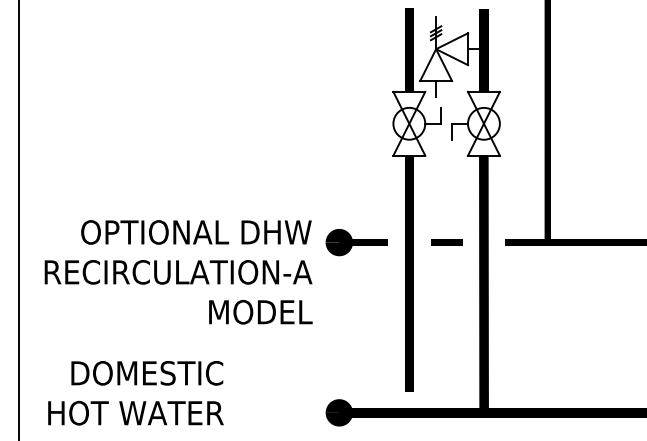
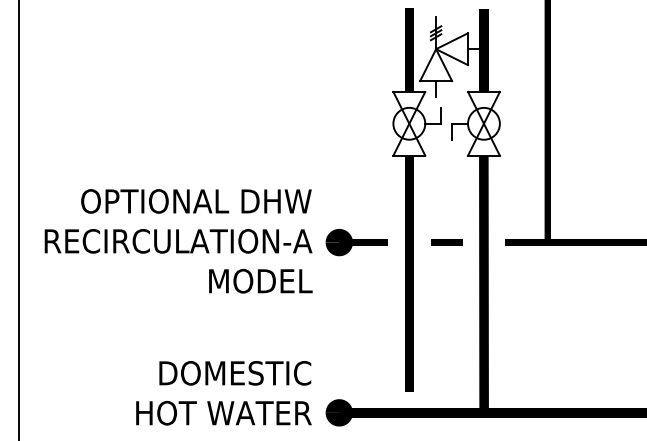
text position: (178, 272) -> (178, 241) (178, 241)
text position: (135, 393) -> (223, 393) (223, 393)
